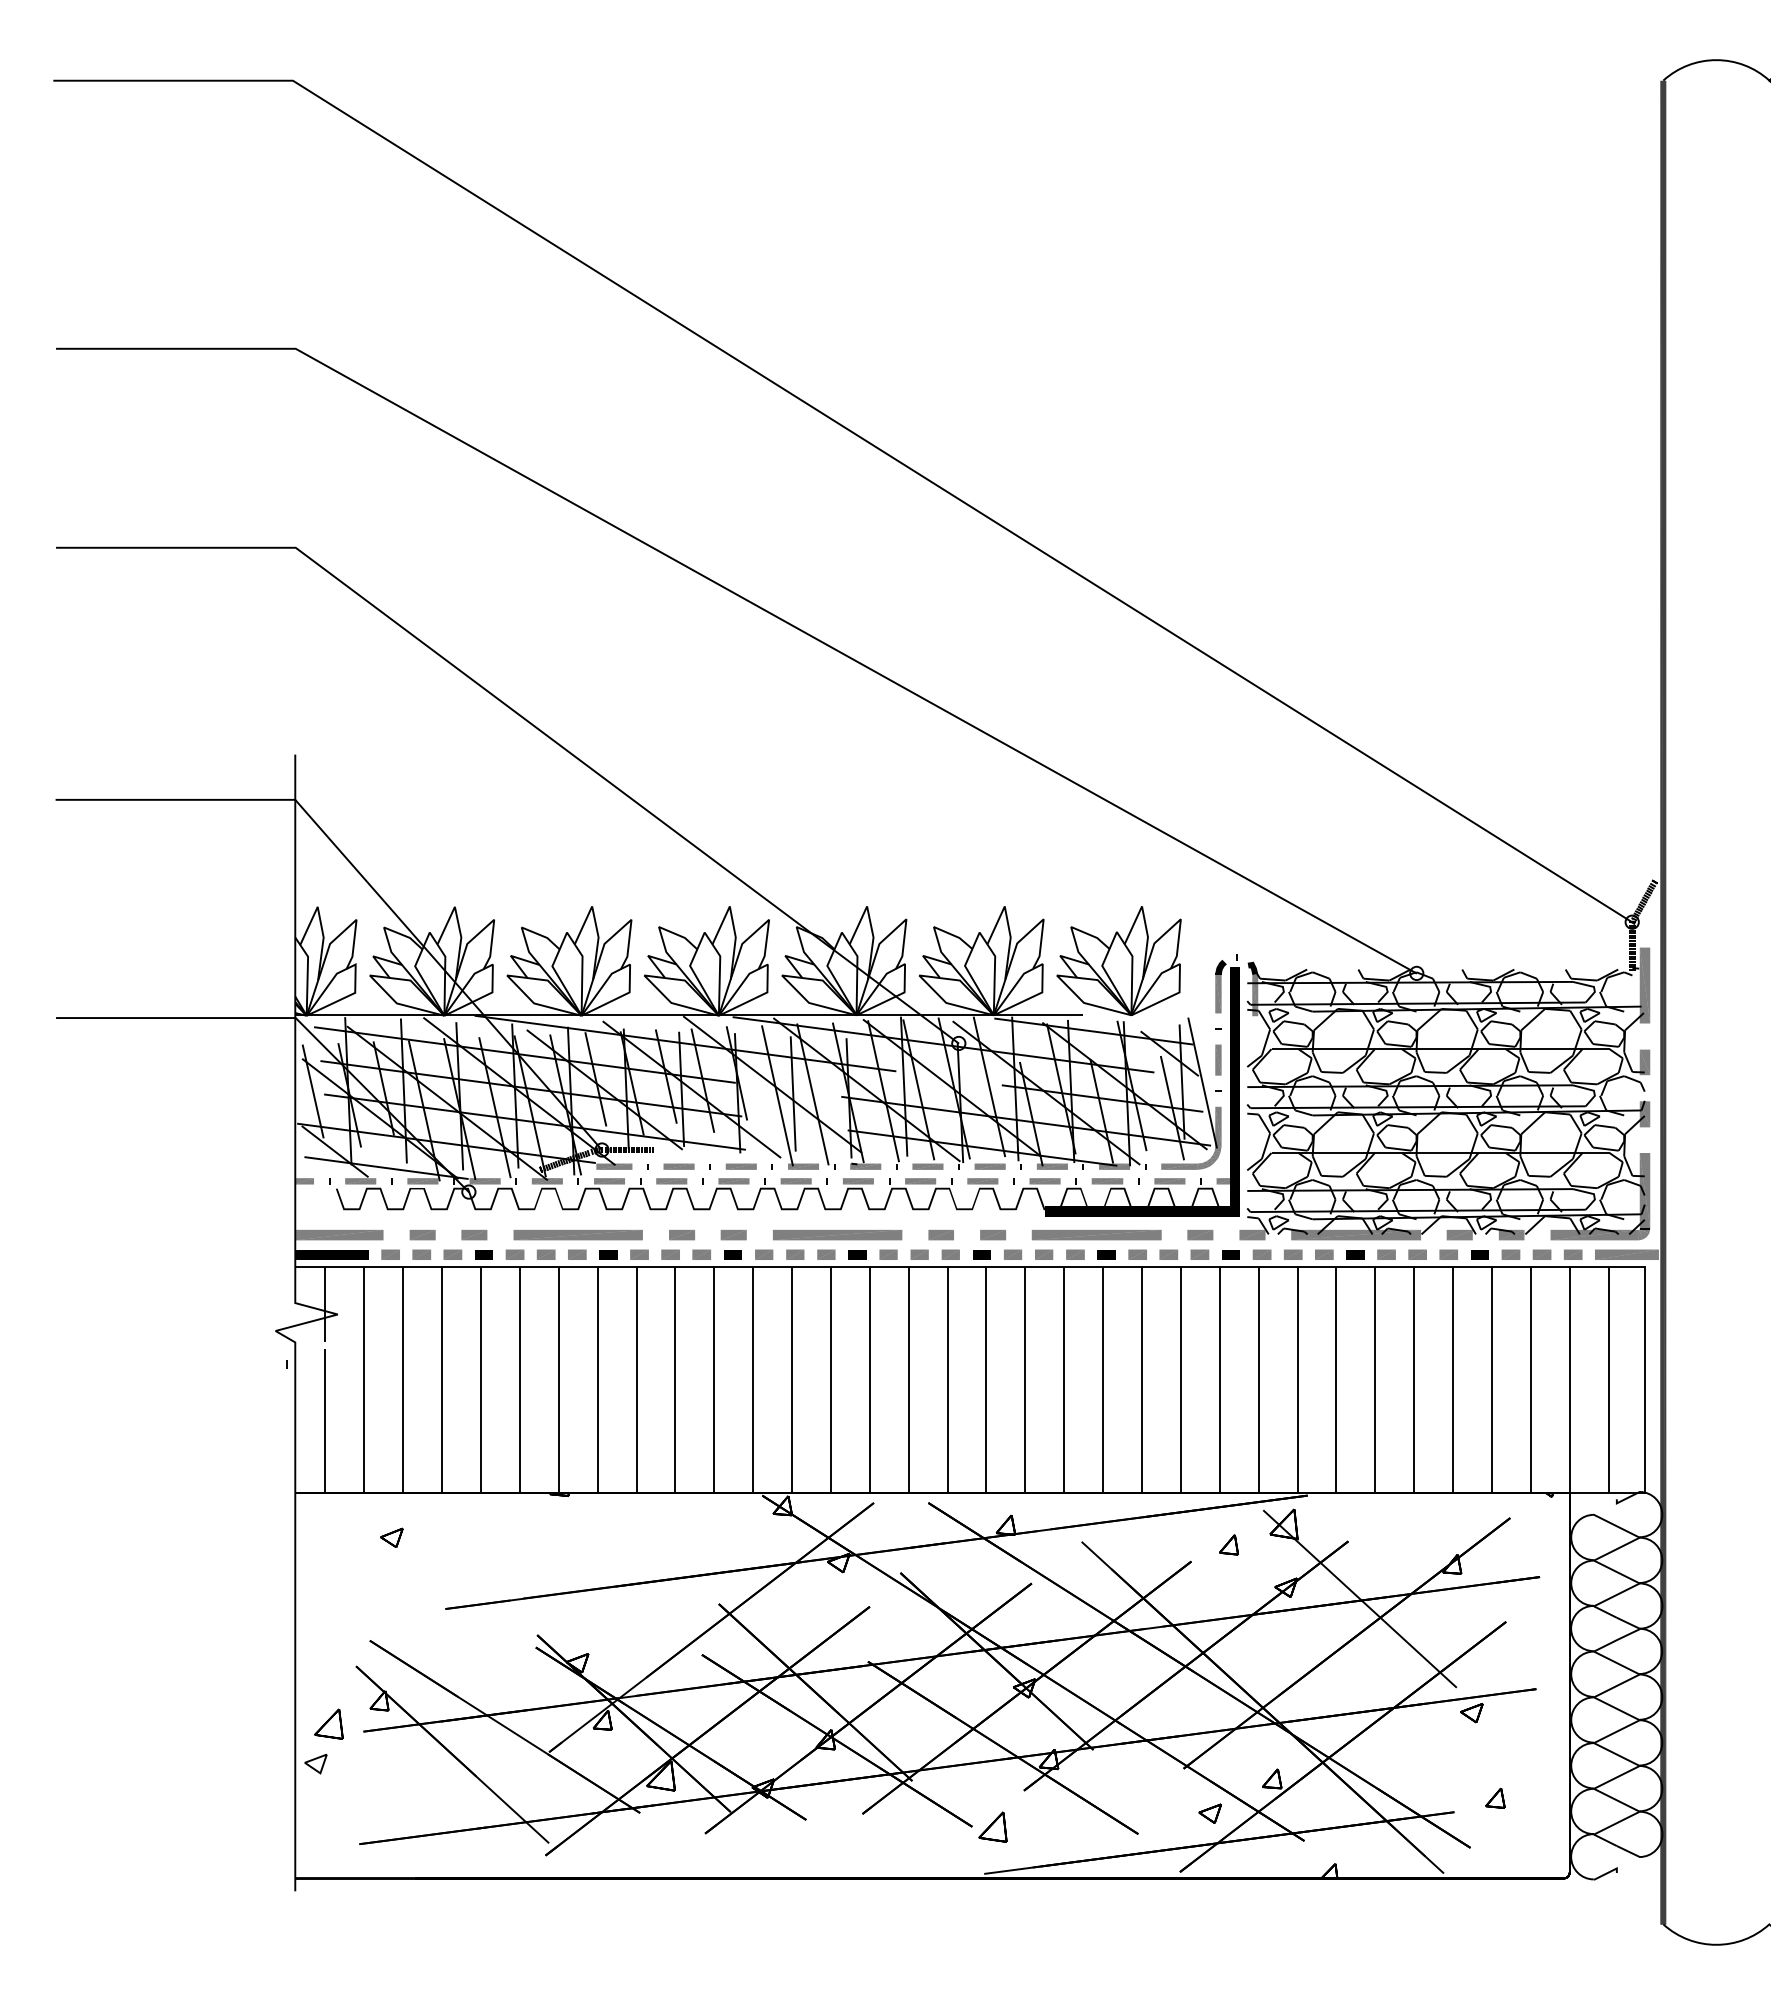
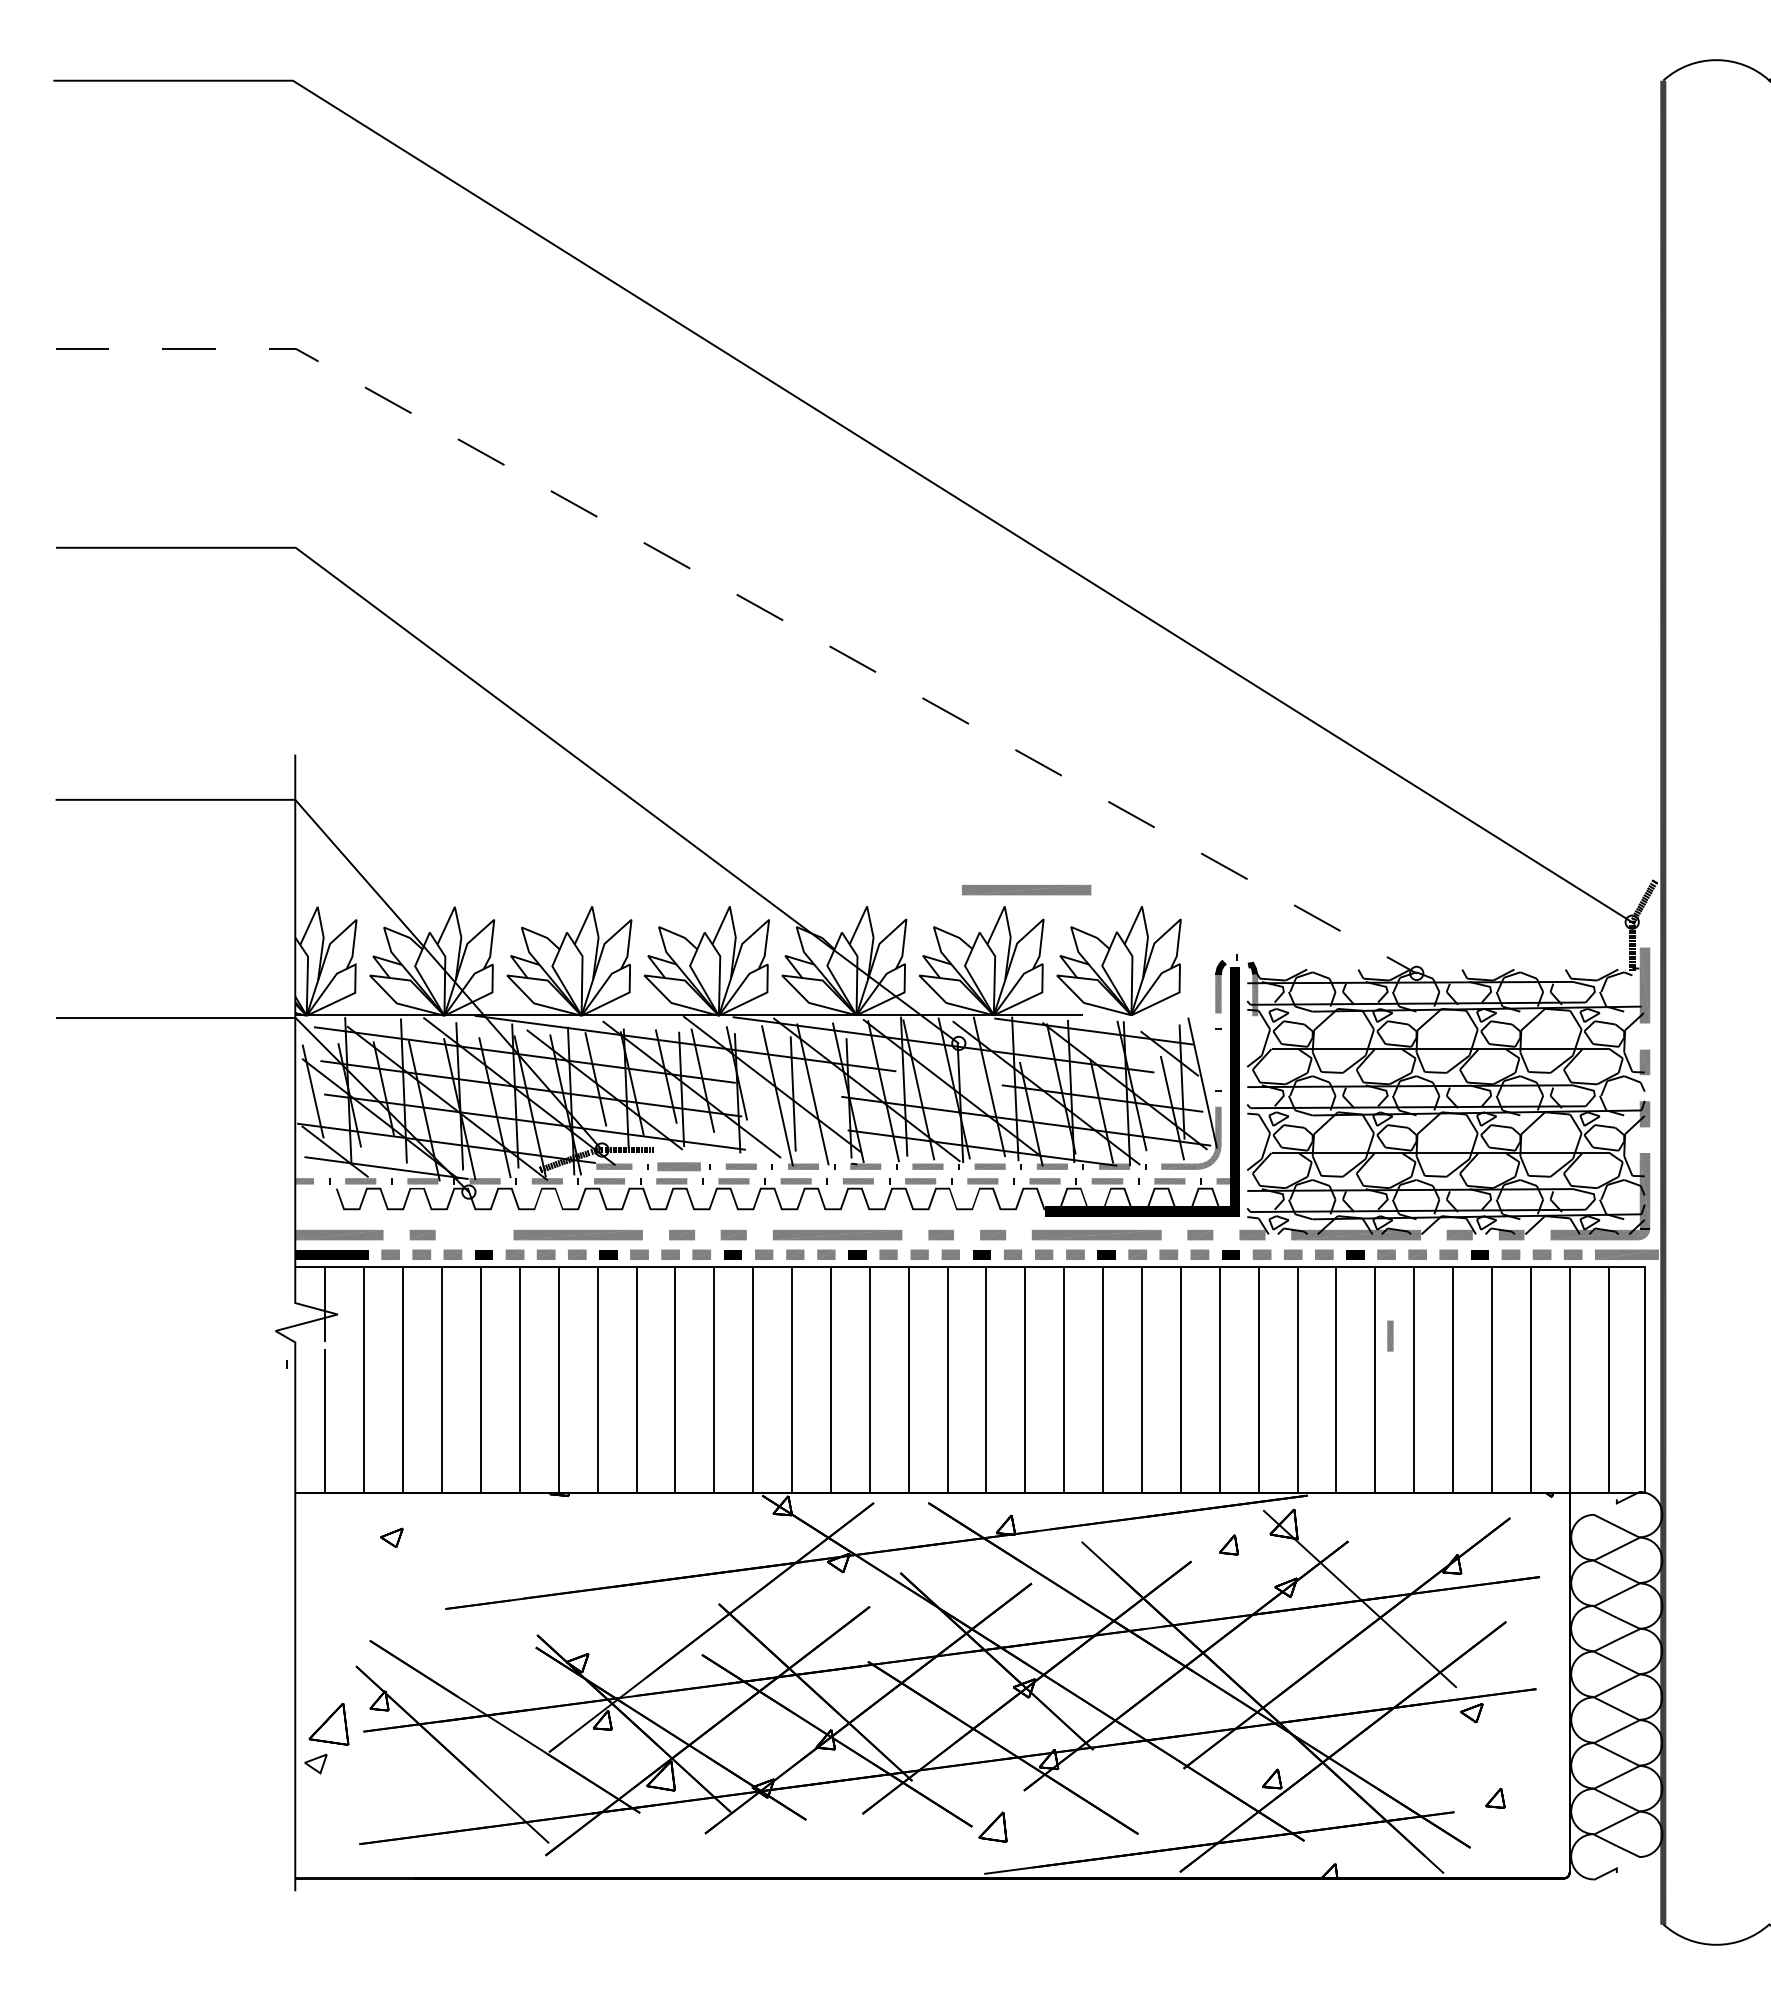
line: solid -> dashed (751, 602)
part: none -> present (1026, 890)
part position: (1218, 1059) -> (1390, 1335) (1390, 1335)
part size: 32x7 px -> 44x10 px (678, 1166)
part: present -> none (474, 1235)
part size: 30x32 px -> 42x44 px (328, 1723)
part: present -> none (1209, 1813)
